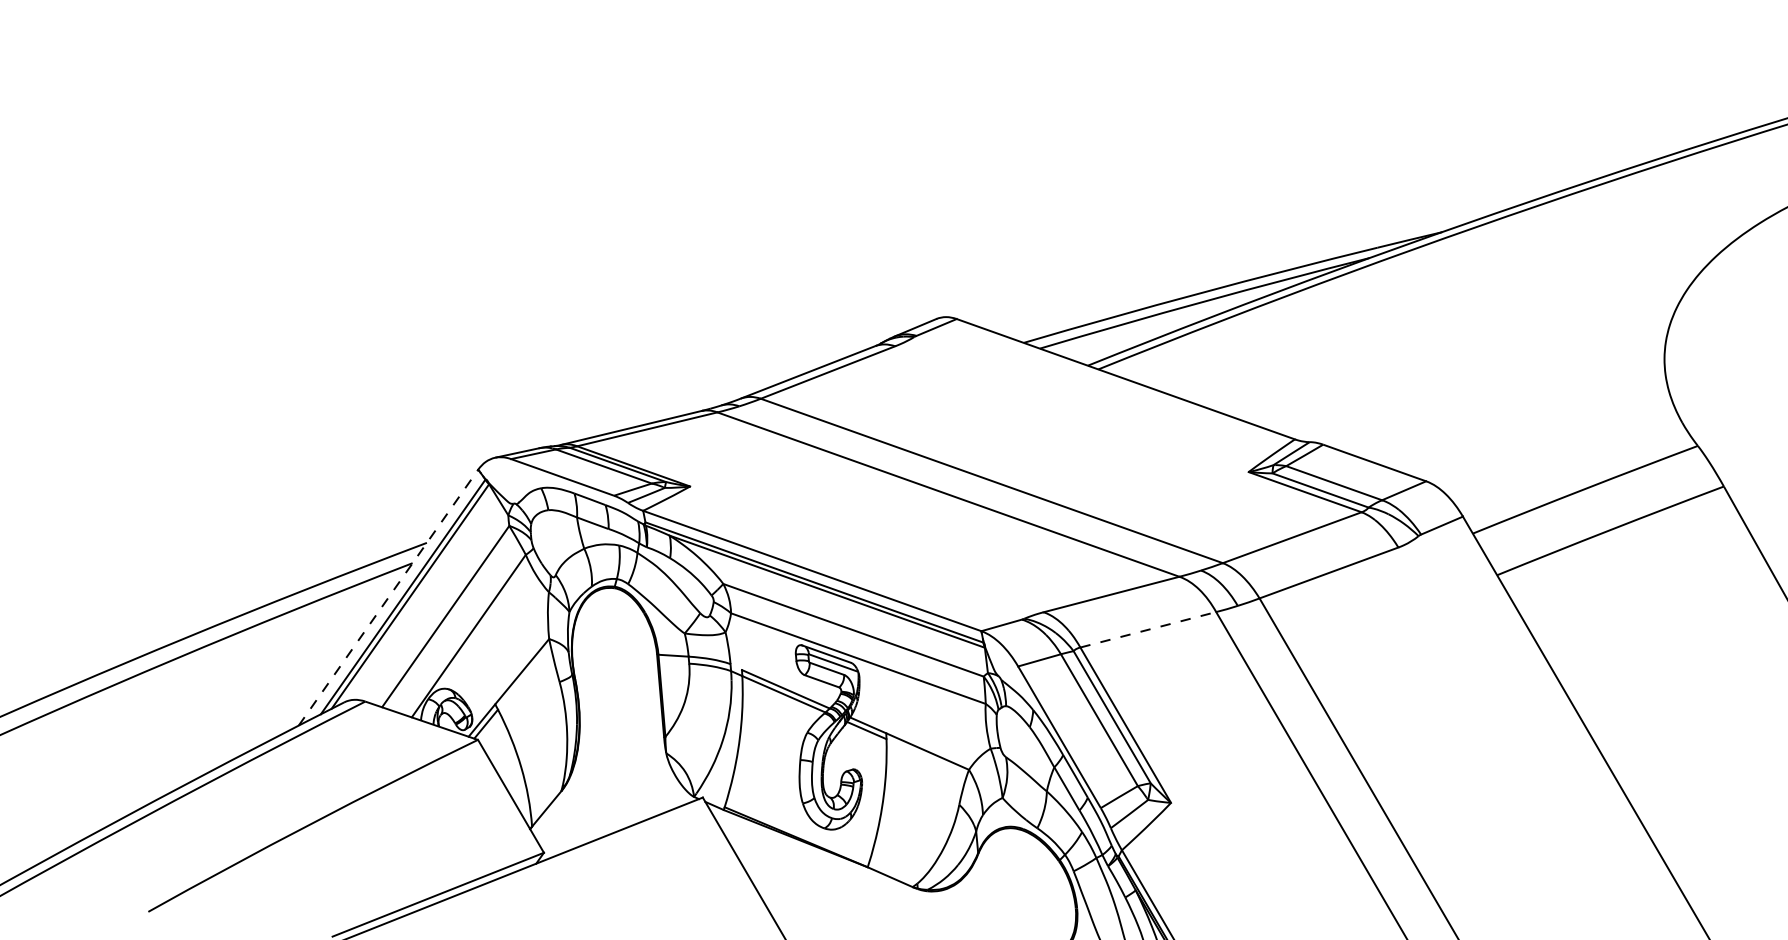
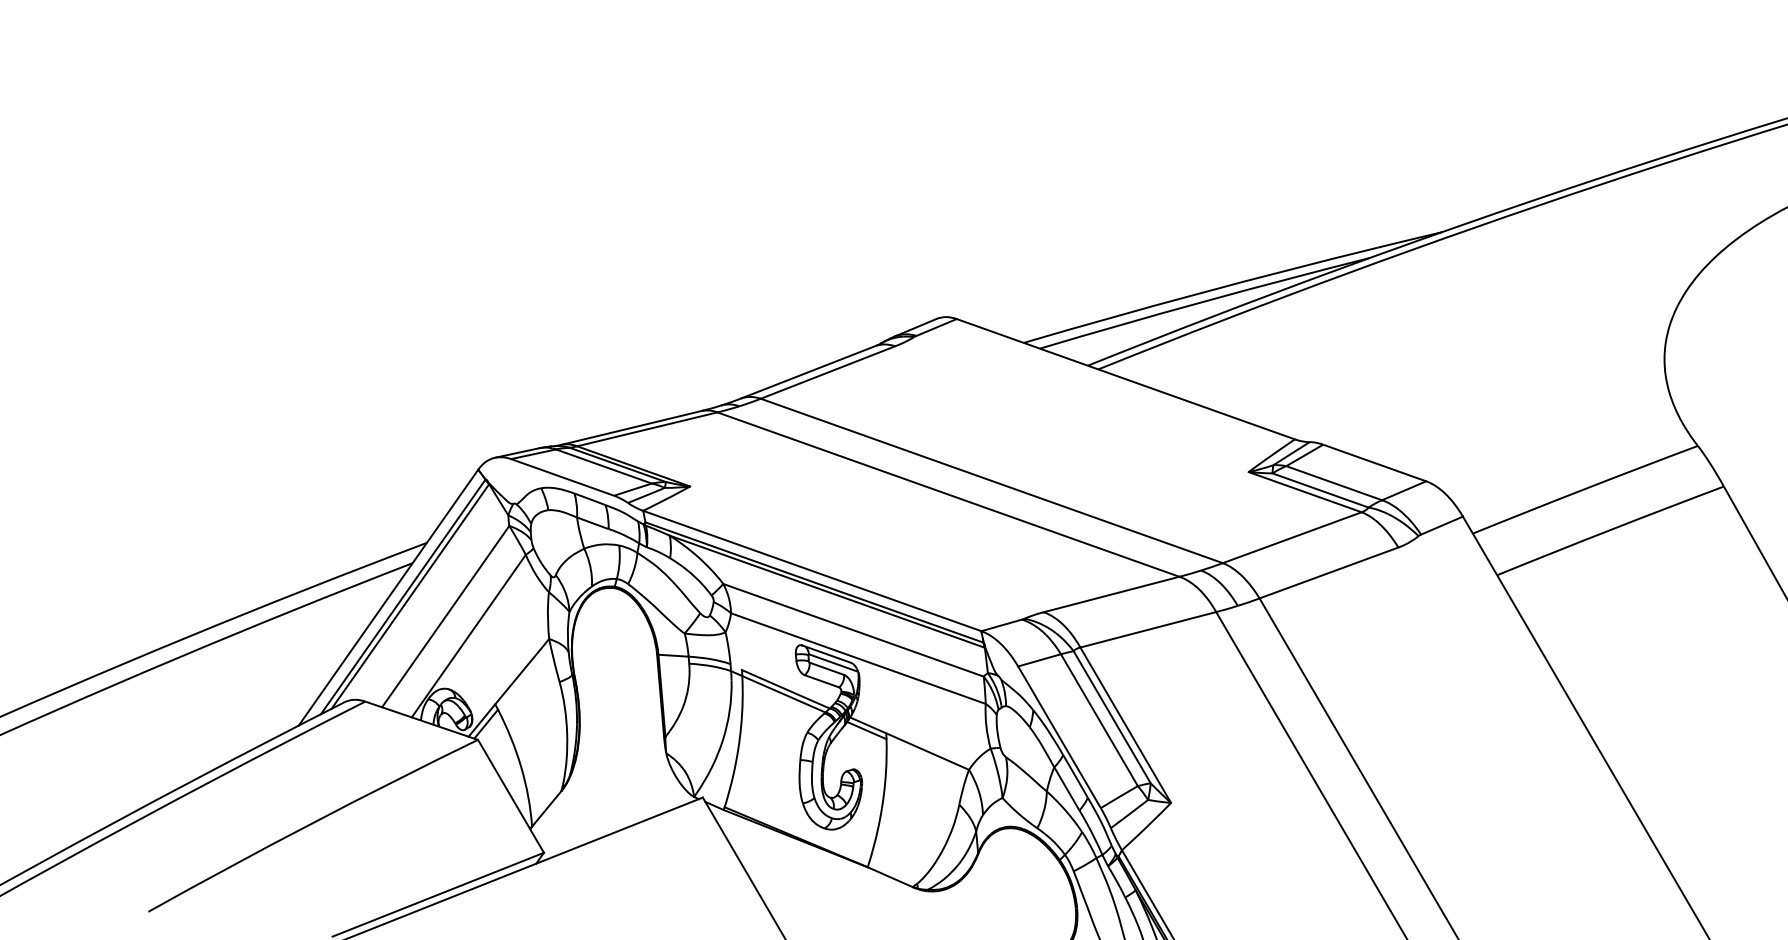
line: dashed -> solid (388, 597)
line: dashed -> solid (1148, 629)
